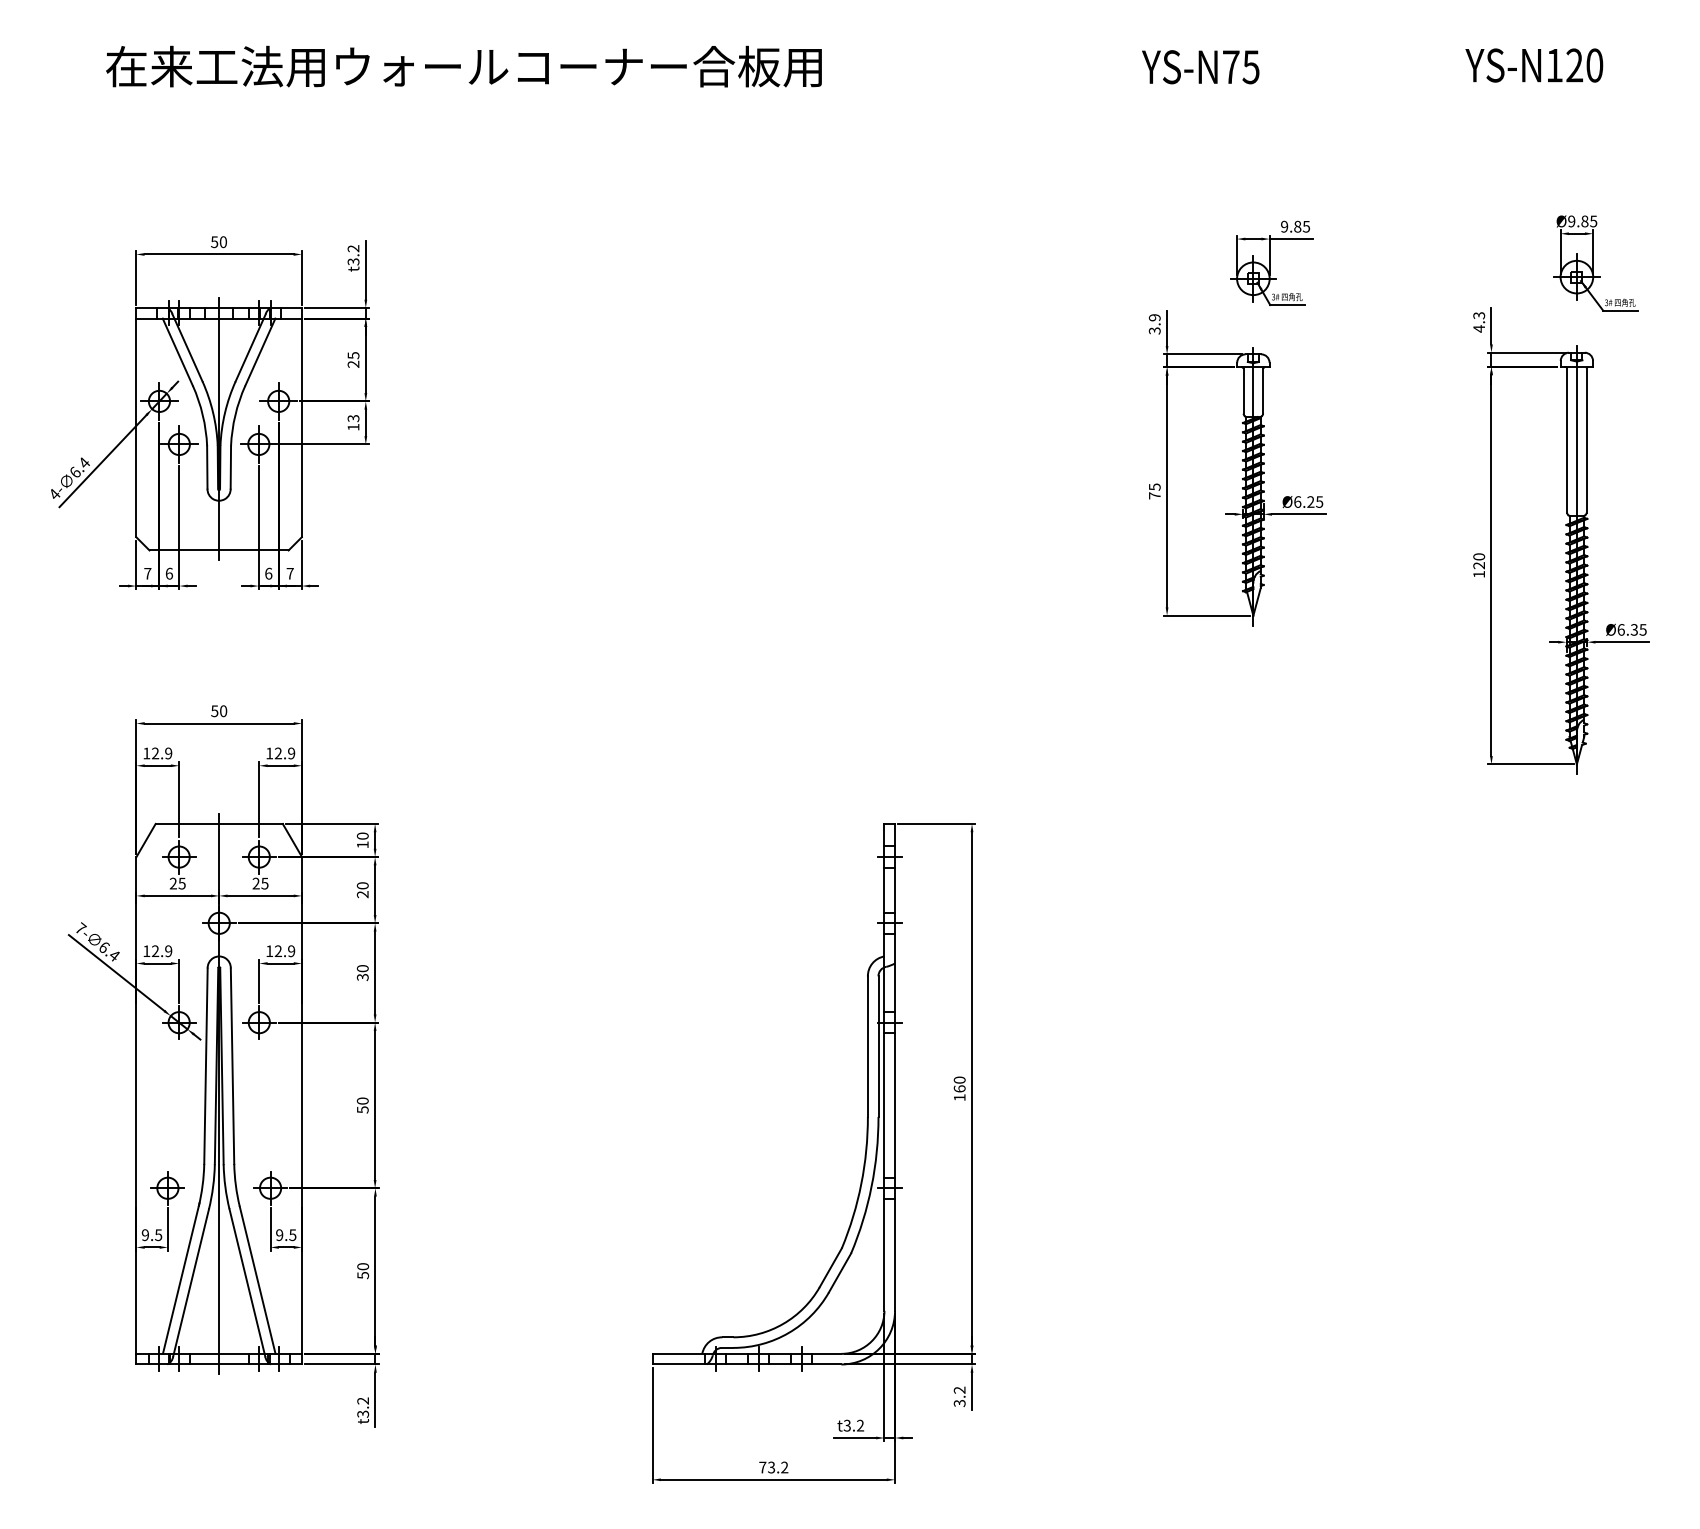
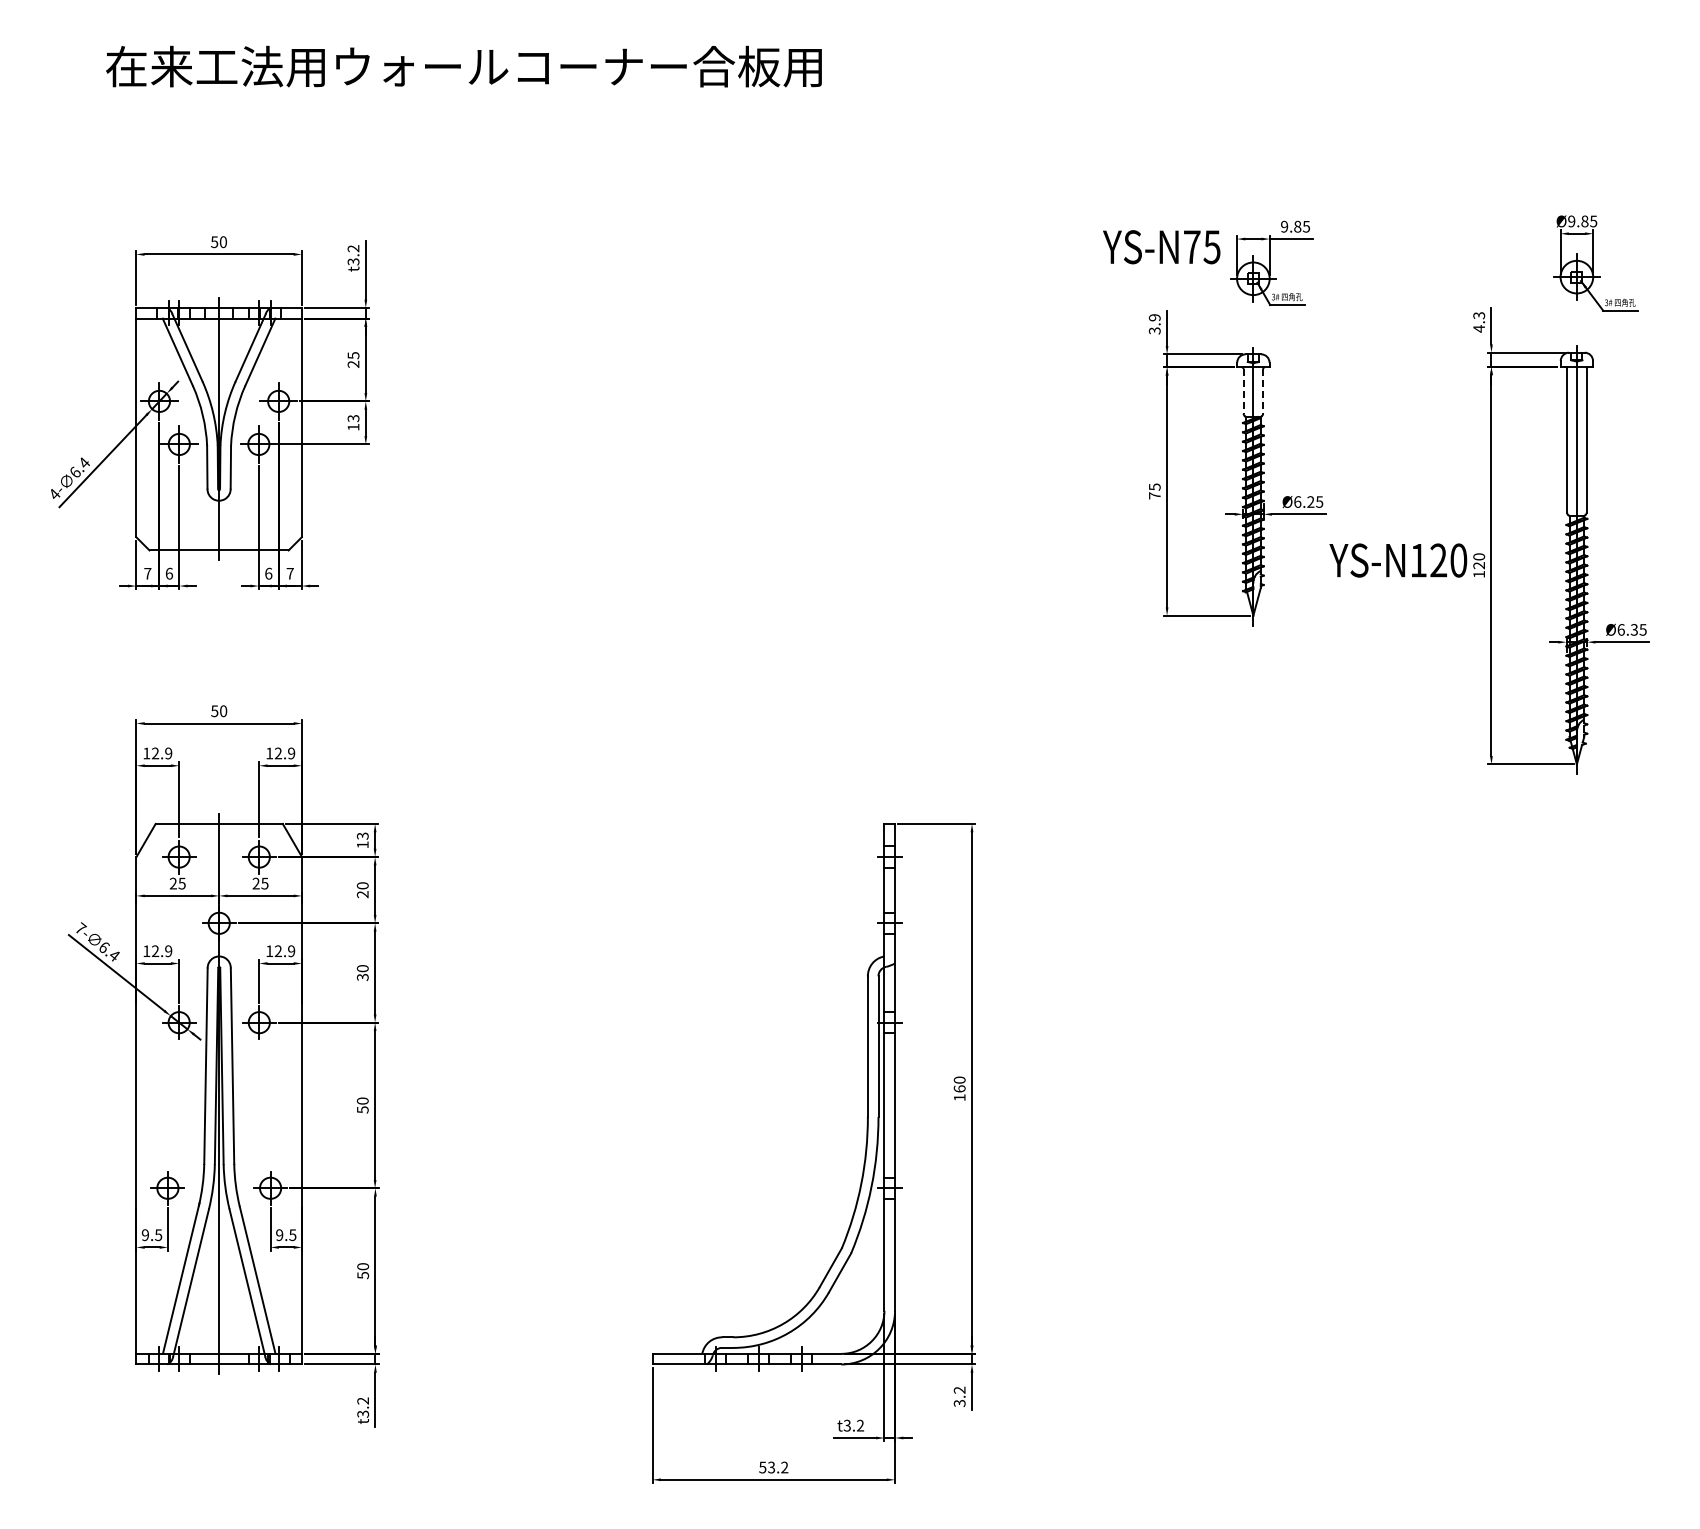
text position: (1534, 65) -> (1398, 560) (1398, 560)
text position: (1200, 67) -> (1161, 247) (1161, 247)
line: solid -> dashed (1243, 391)
line: solid -> dashed (1263, 391)
text: 10 -> 13 (362, 835)
text: 73.2 -> 53.2 (762, 1467)
